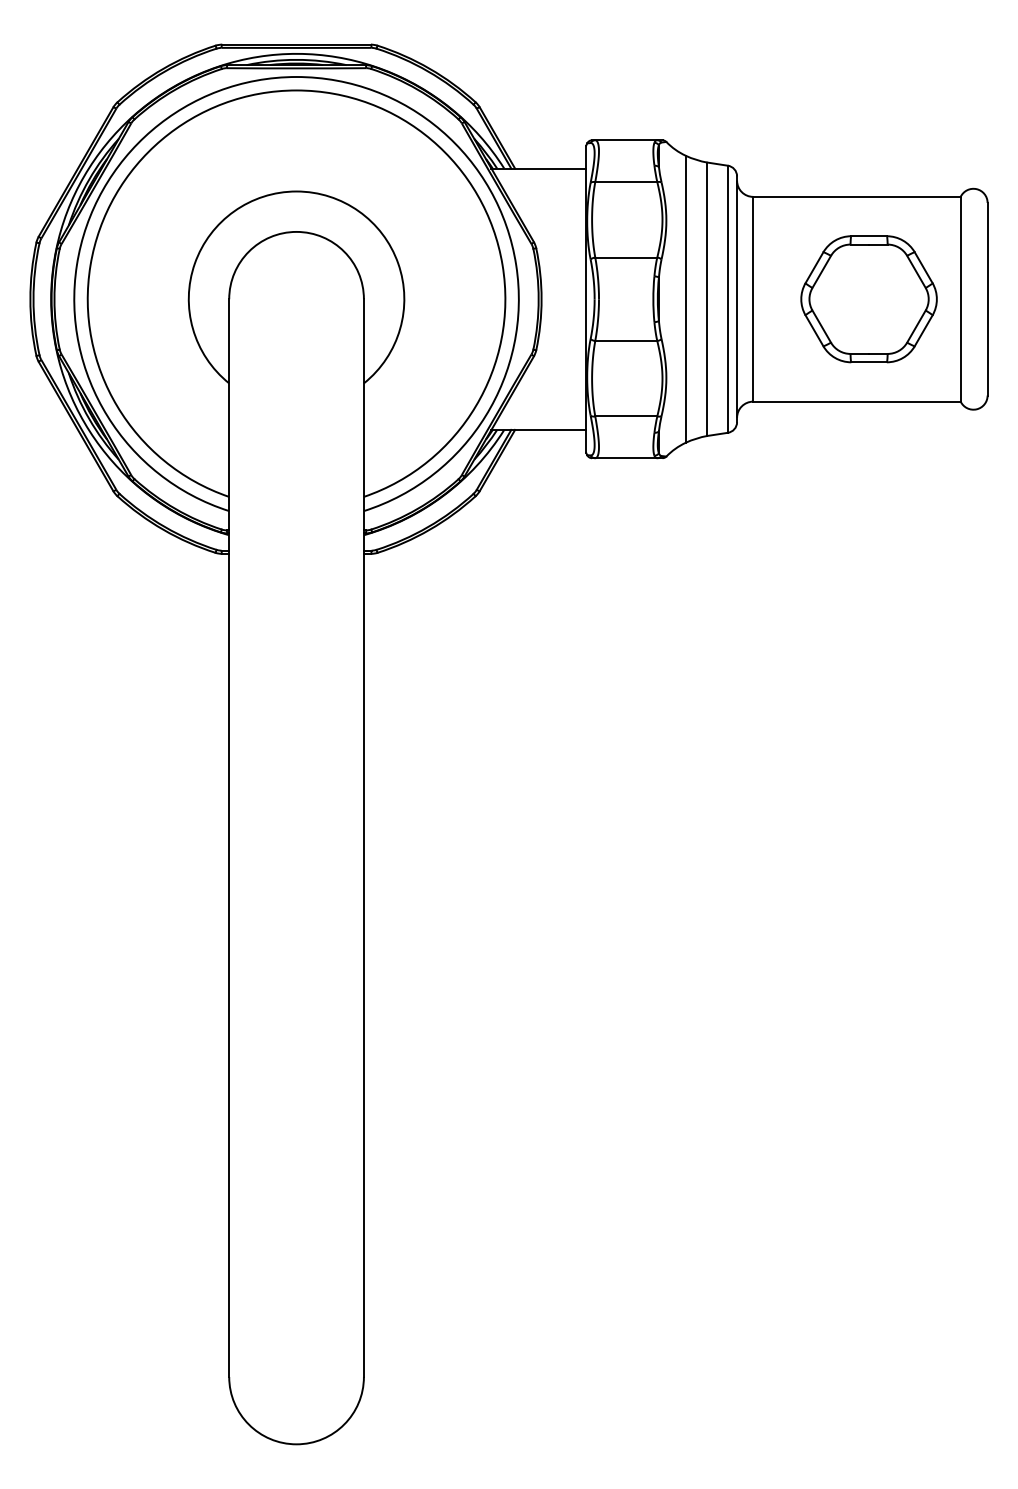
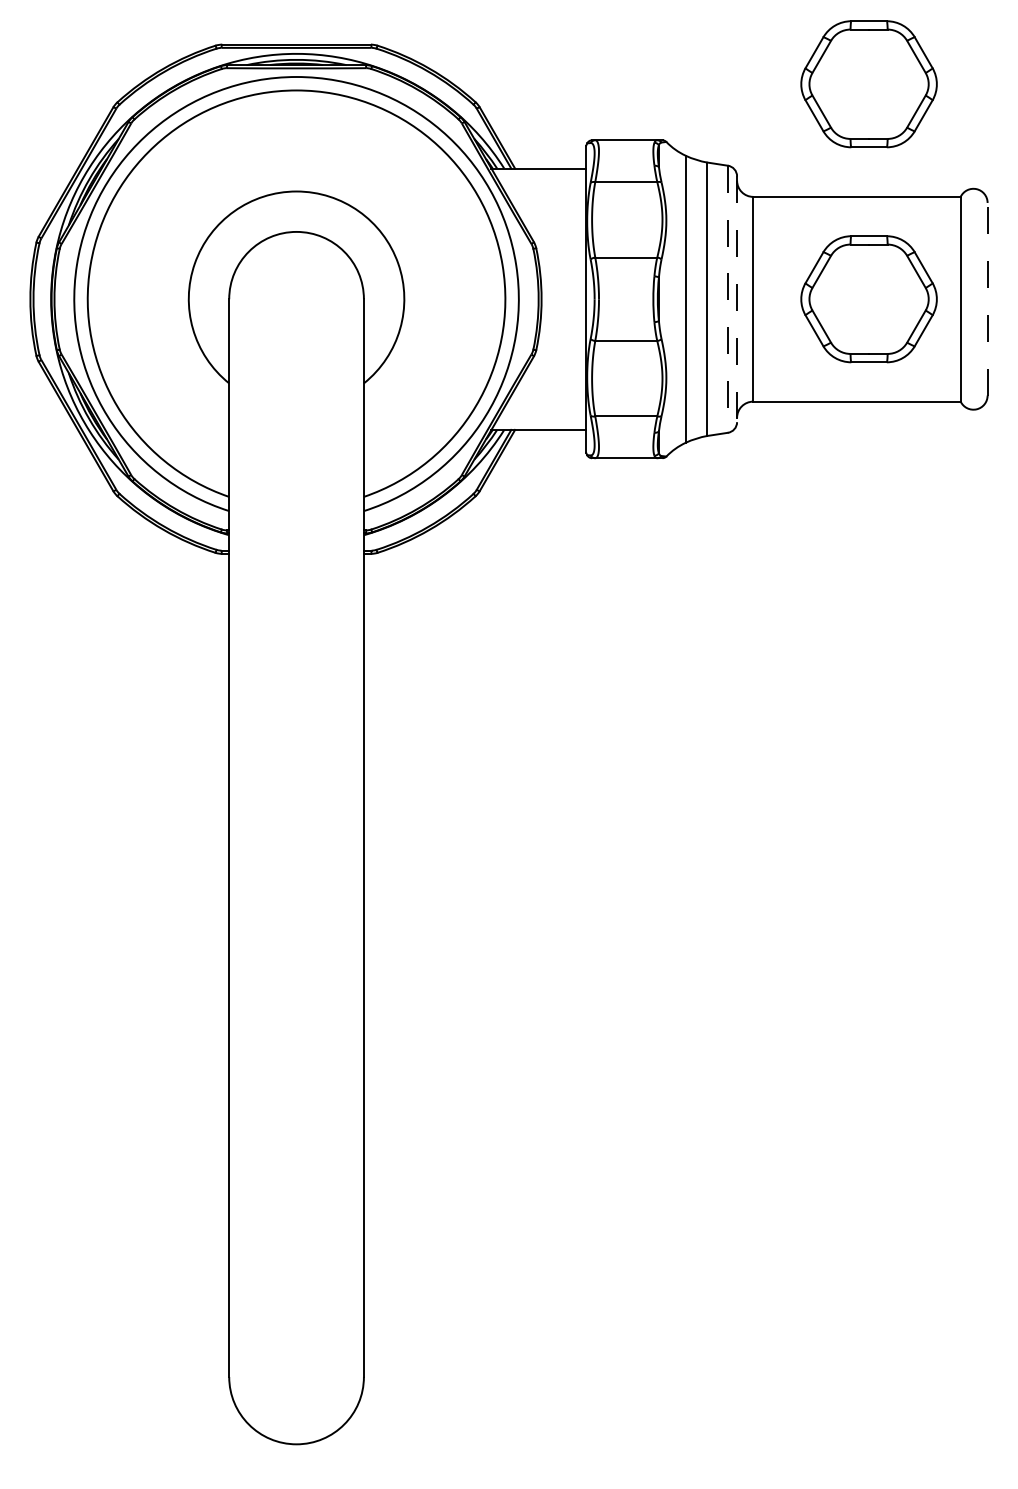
part: none -> present (868, 84)
line: solid -> dashed (987, 298)
line: solid -> dashed (727, 299)
line: solid -> dashed (737, 299)
